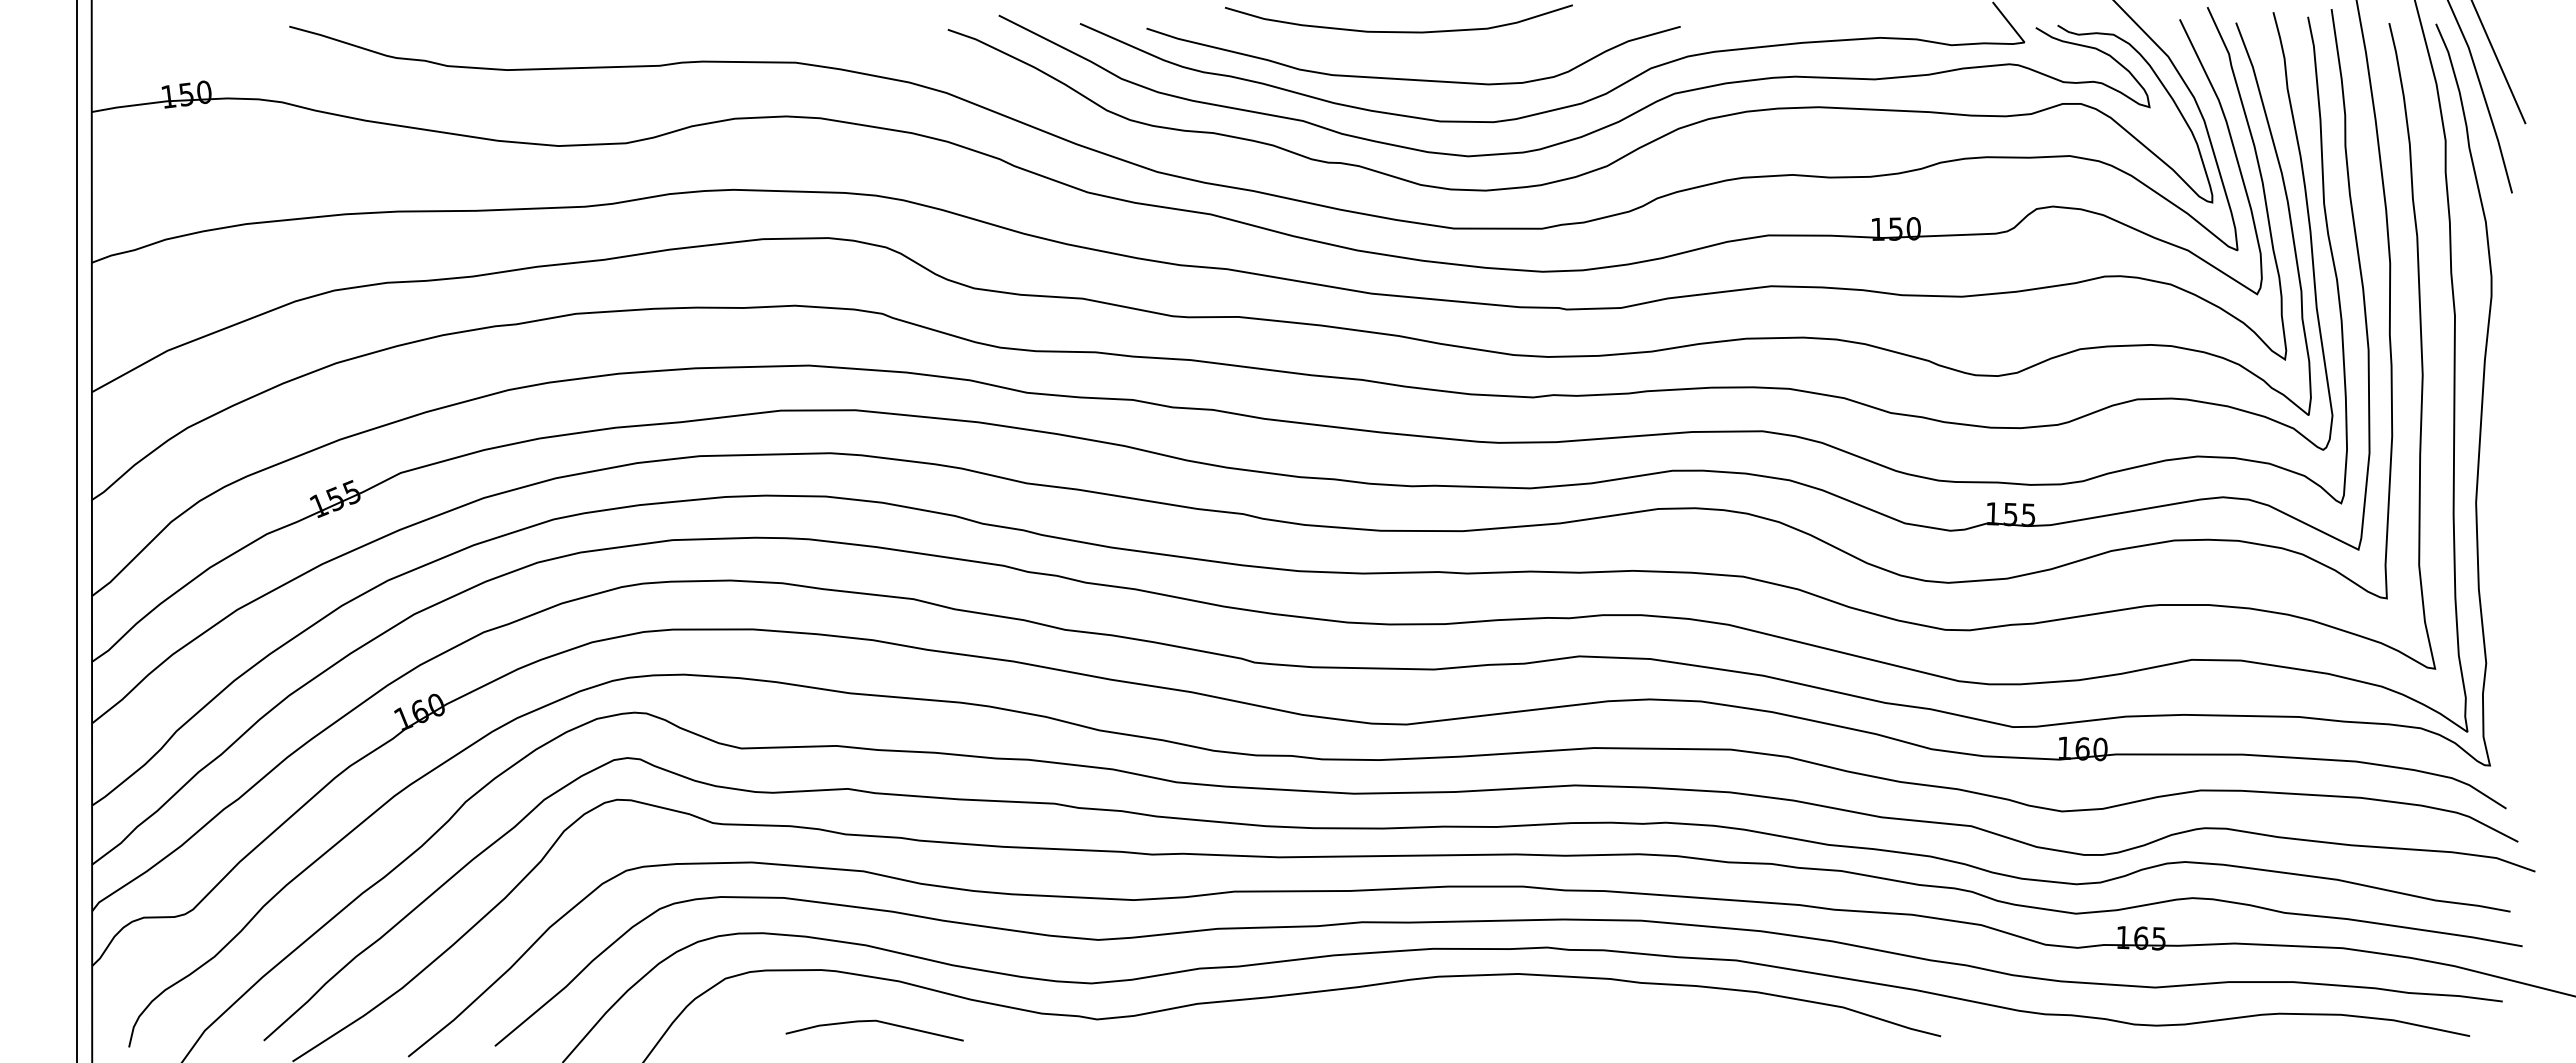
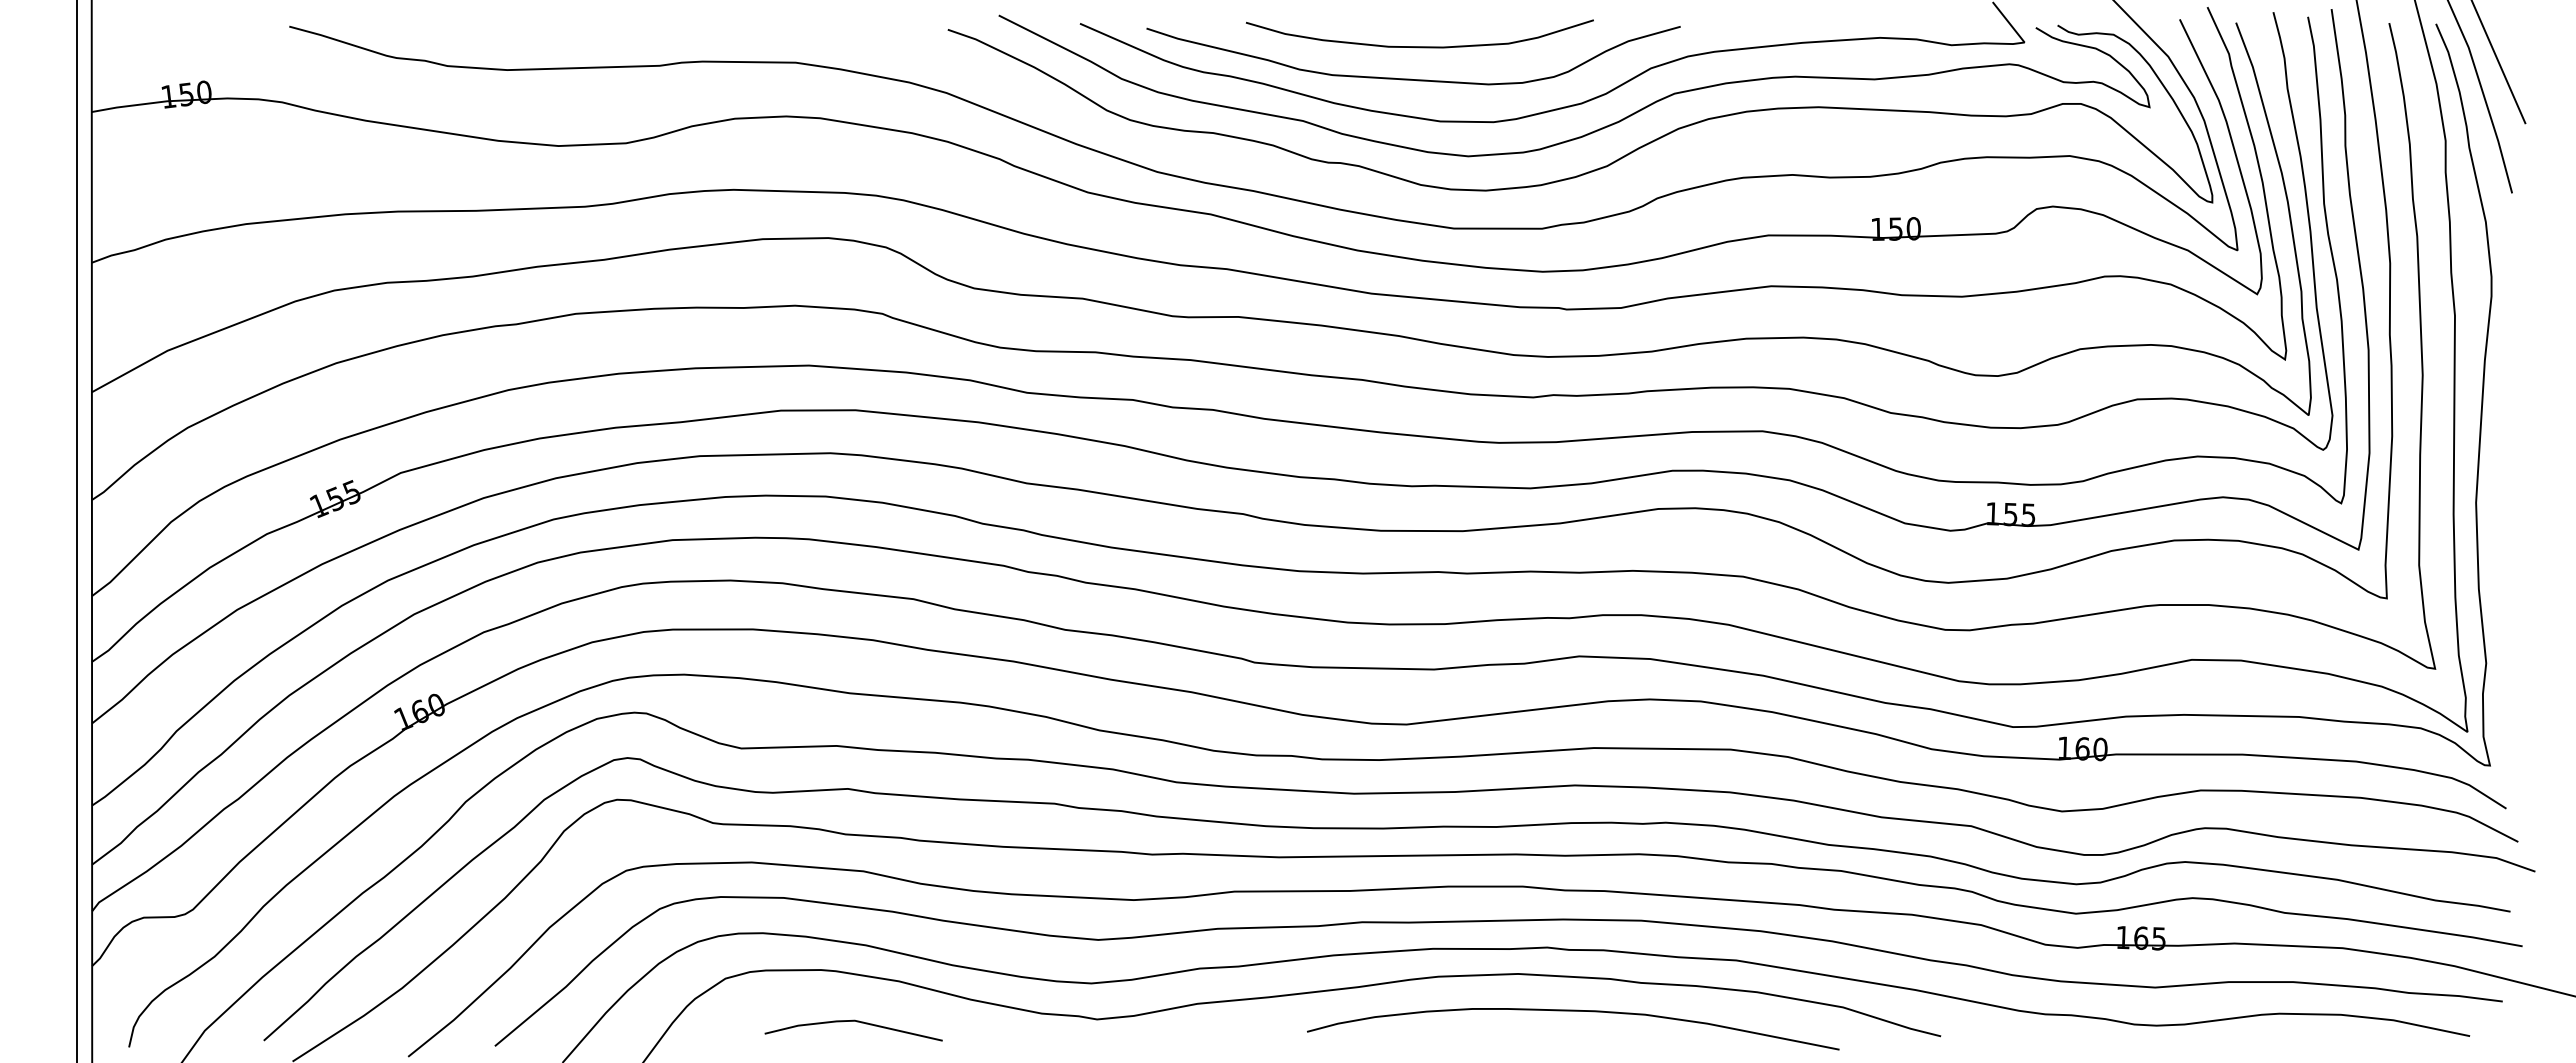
curve position: (1398, 31) -> (1419, 46) (1419, 46)
curve: none -> present (1573, 1011)
line position: (878, 1022) -> (857, 1022) (857, 1022)
